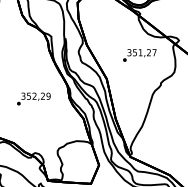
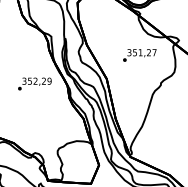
text position: (33, 98) -> (34, 83) (34, 83)
